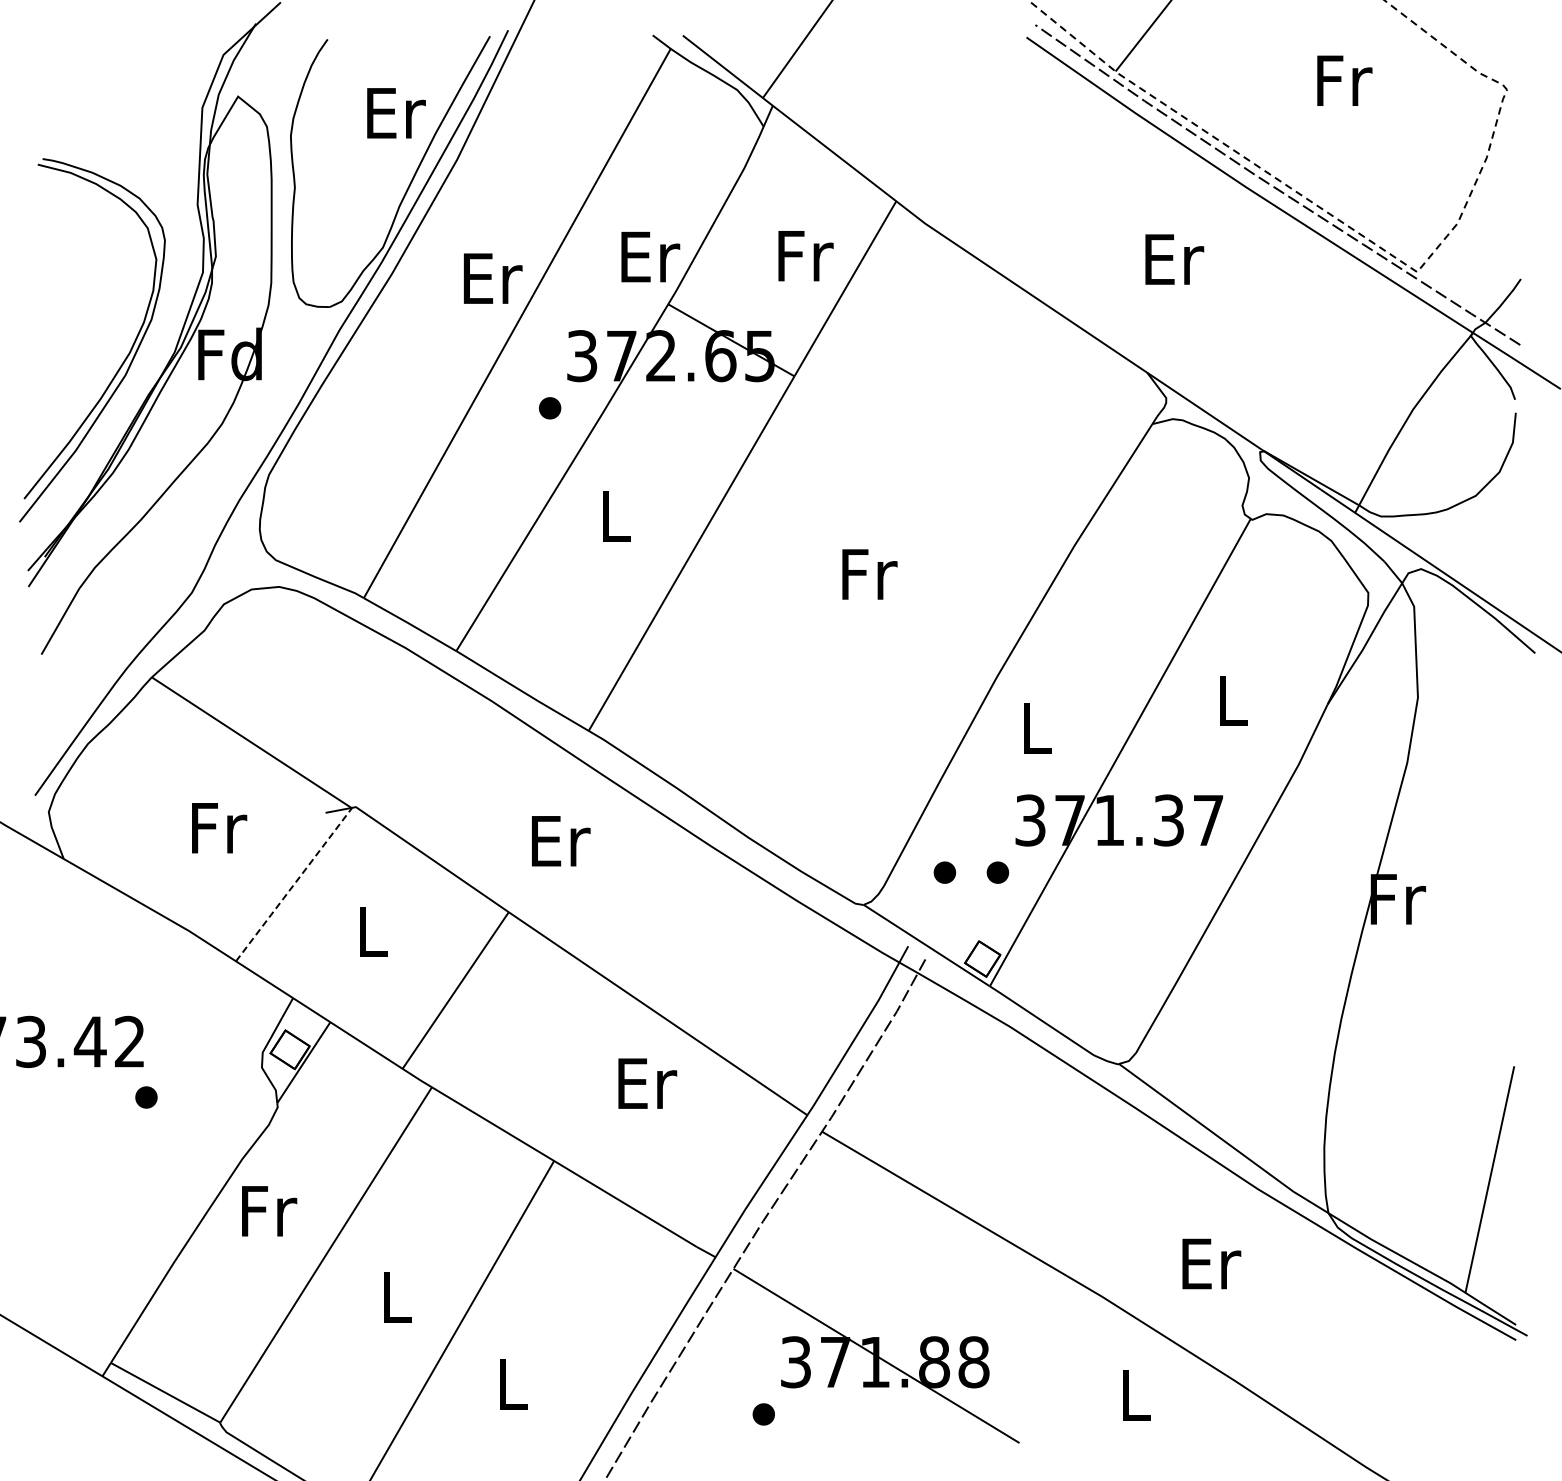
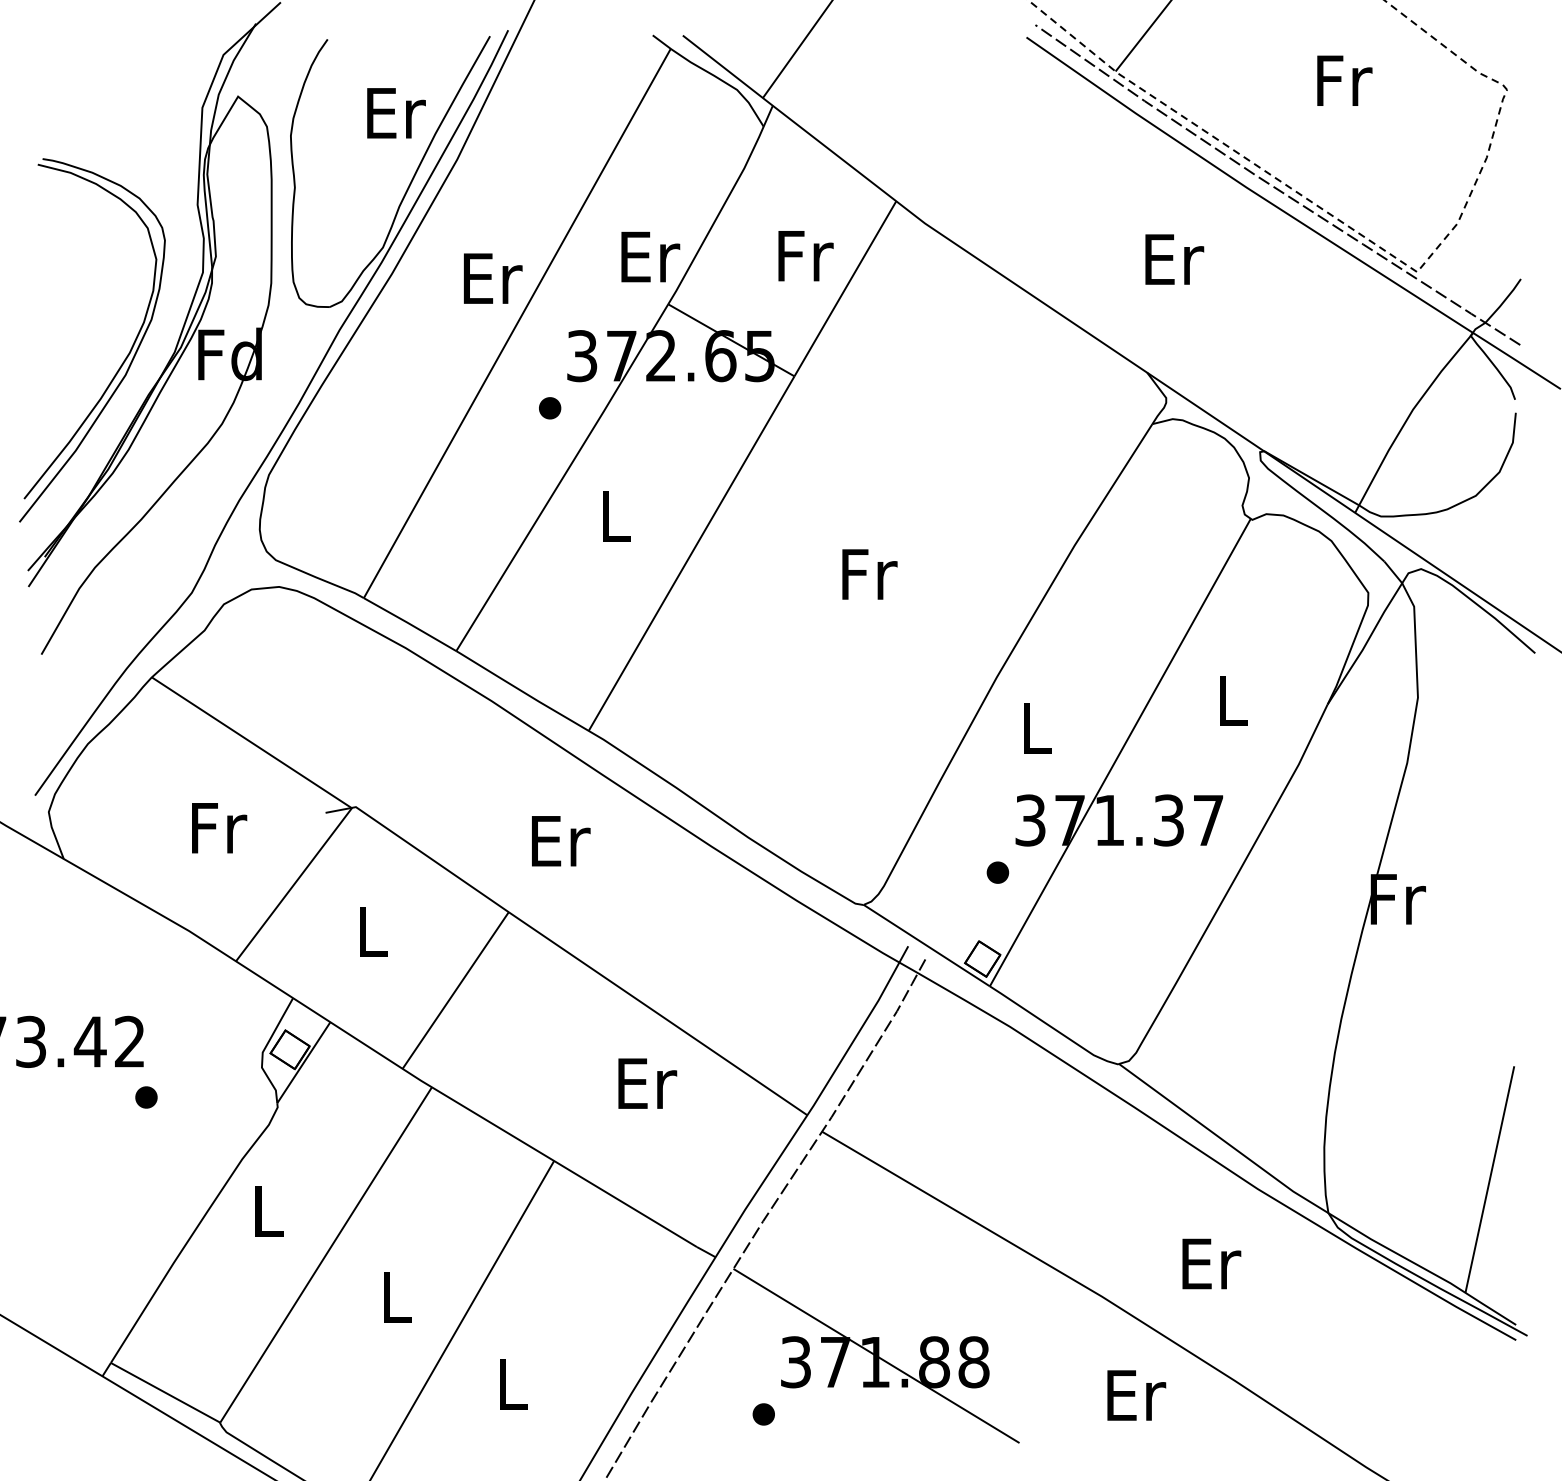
part: present -> none (944, 872)
line: dashed -> solid (294, 884)
text: Fr -> L (269, 1211)
text: L -> Er (1136, 1395)
